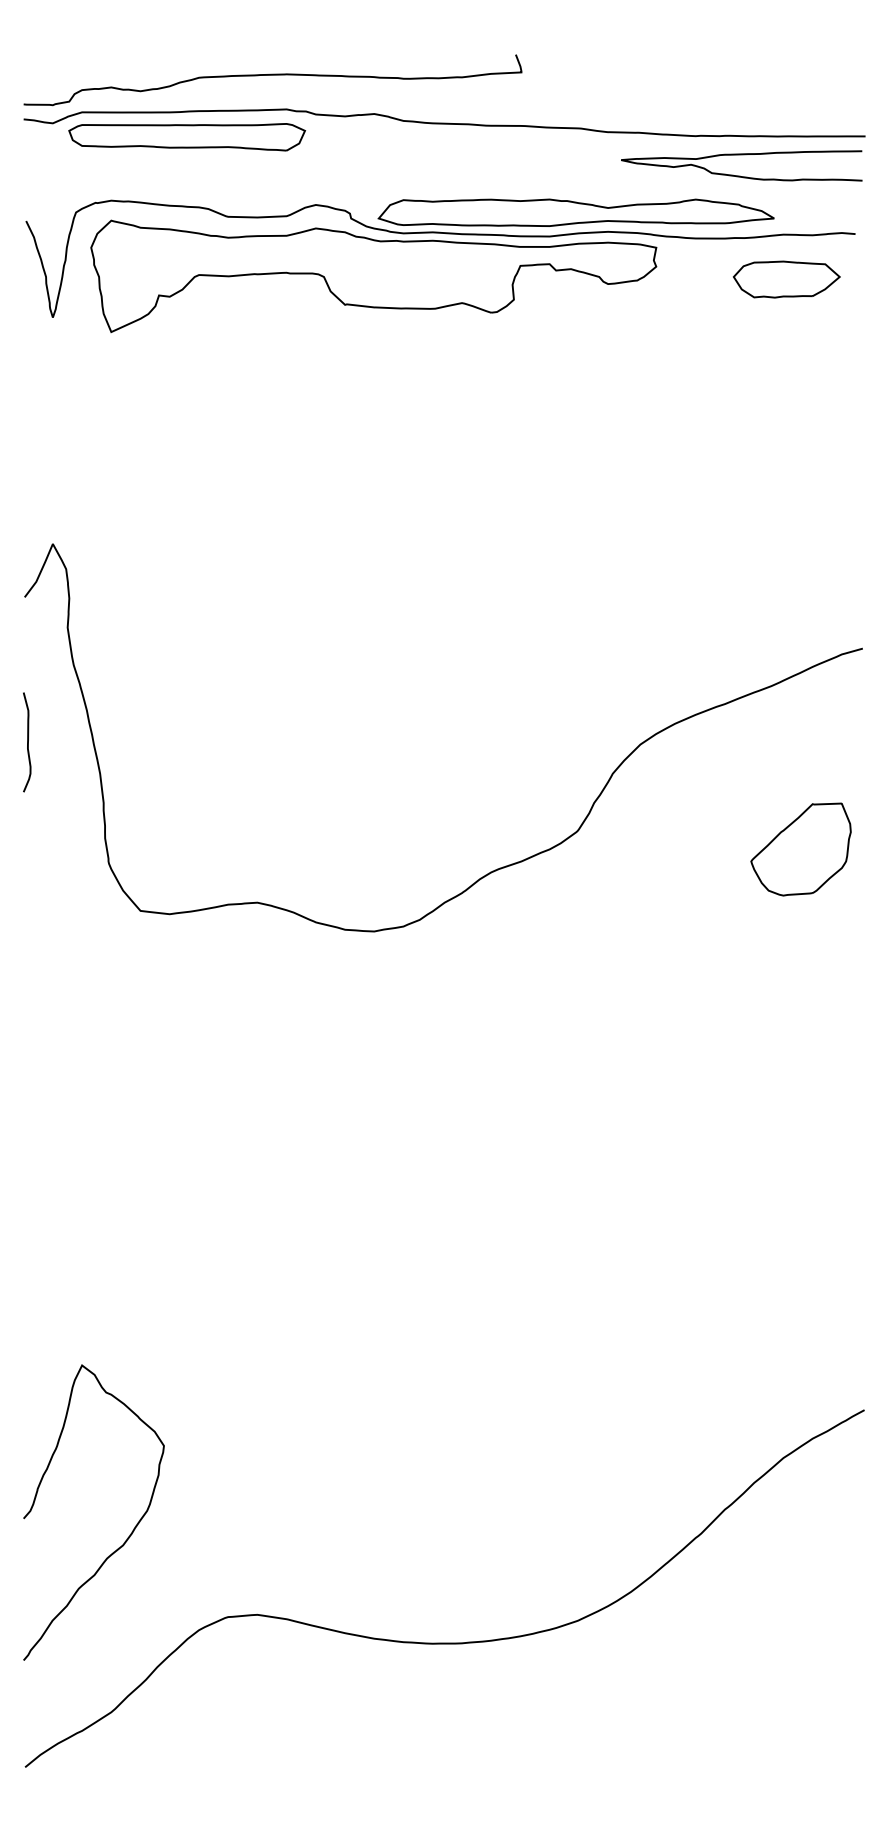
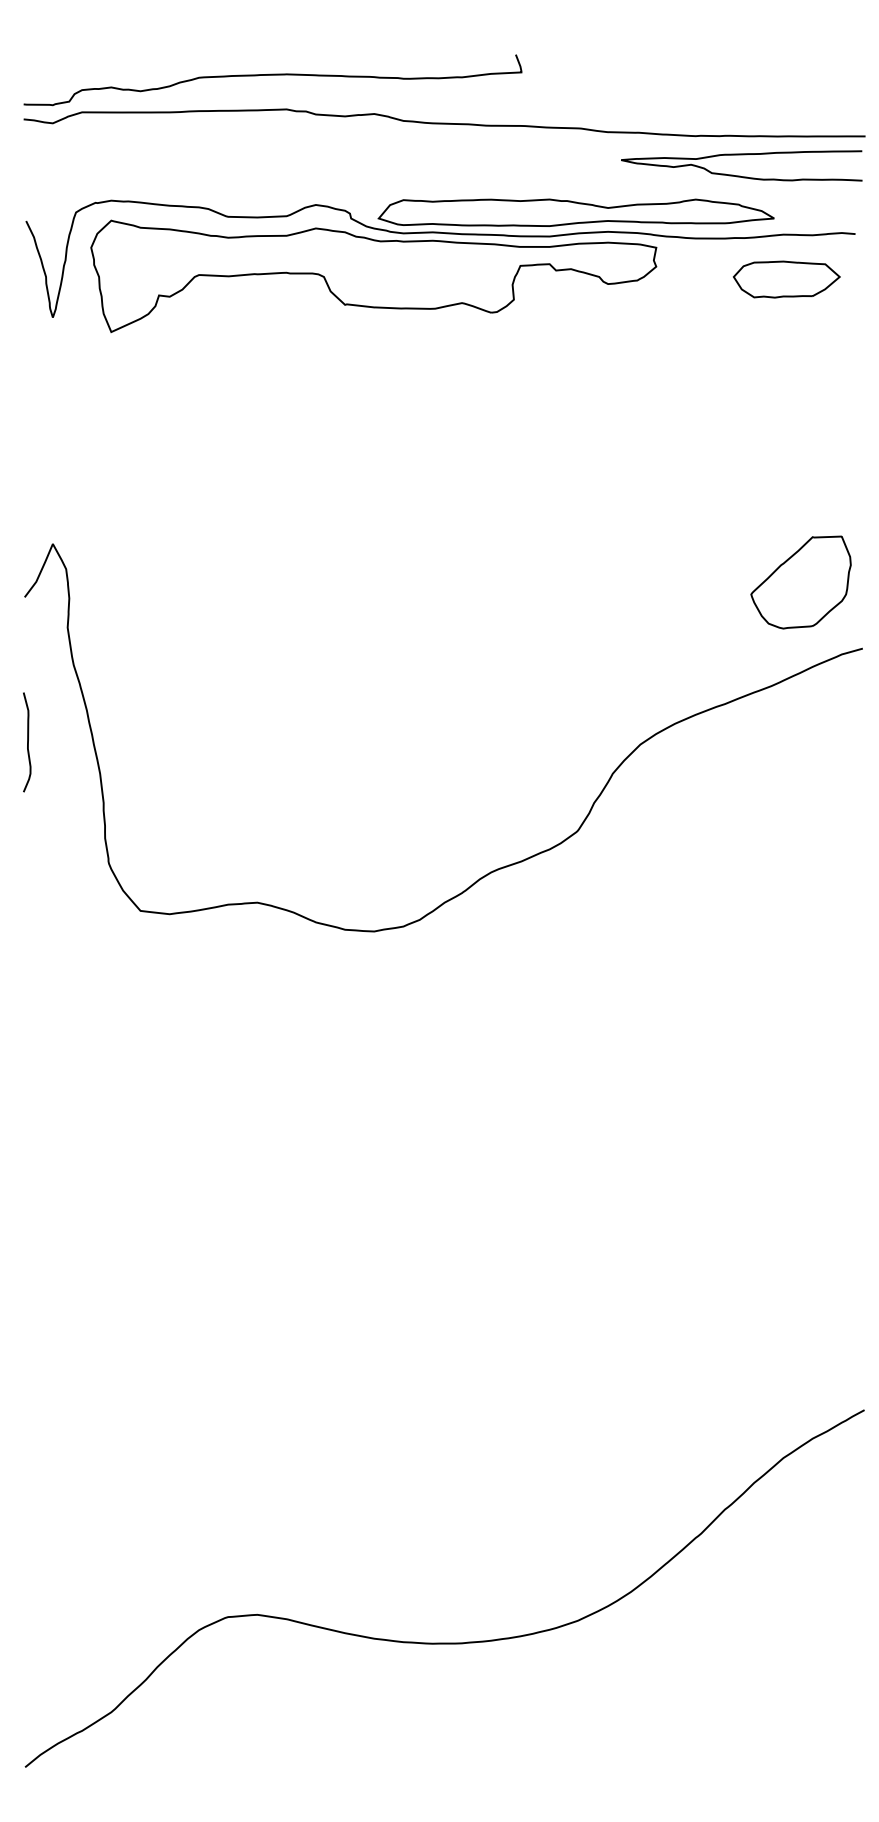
part: present -> none (187, 137)
part position: (800, 849) -> (800, 582) (800, 582)
curve: present -> none (127, 1537)
